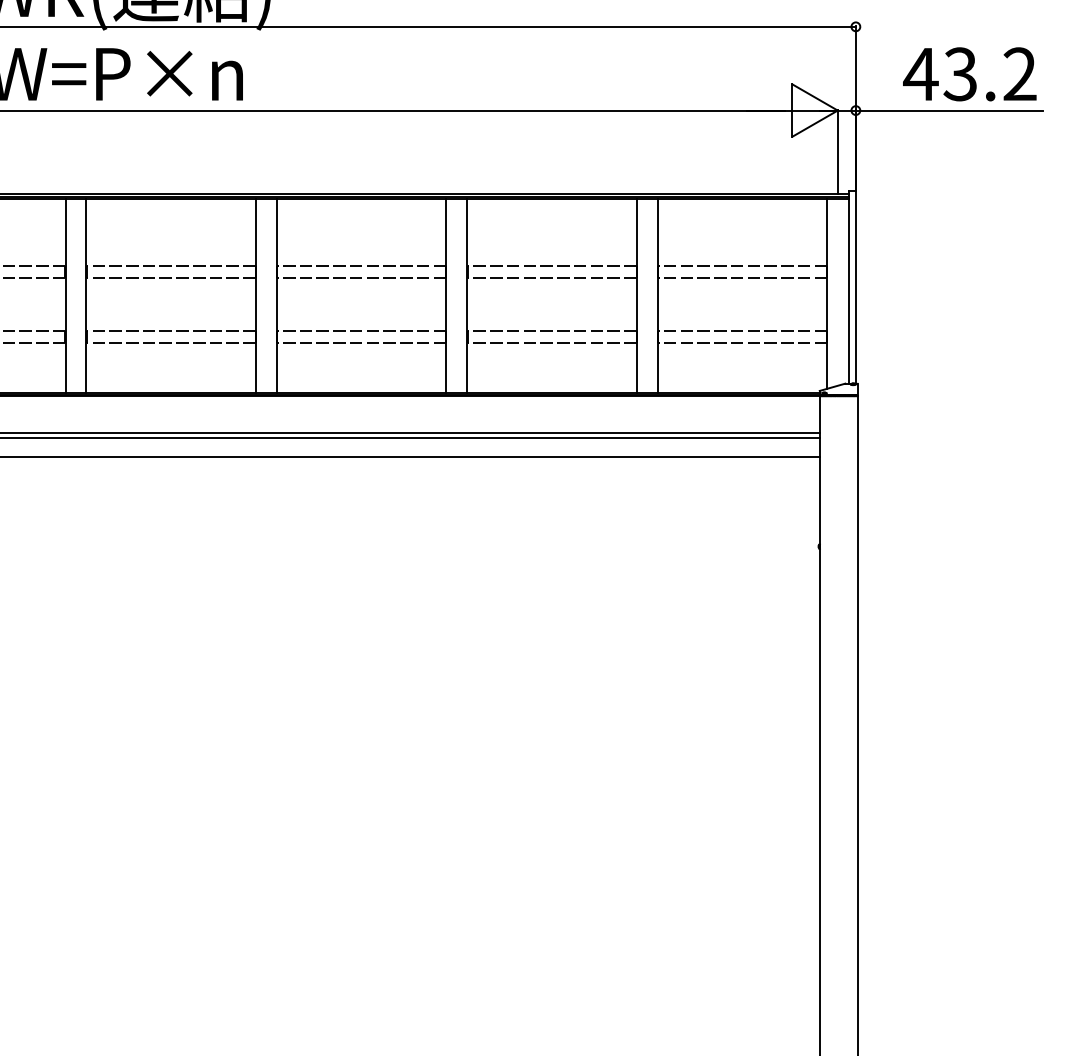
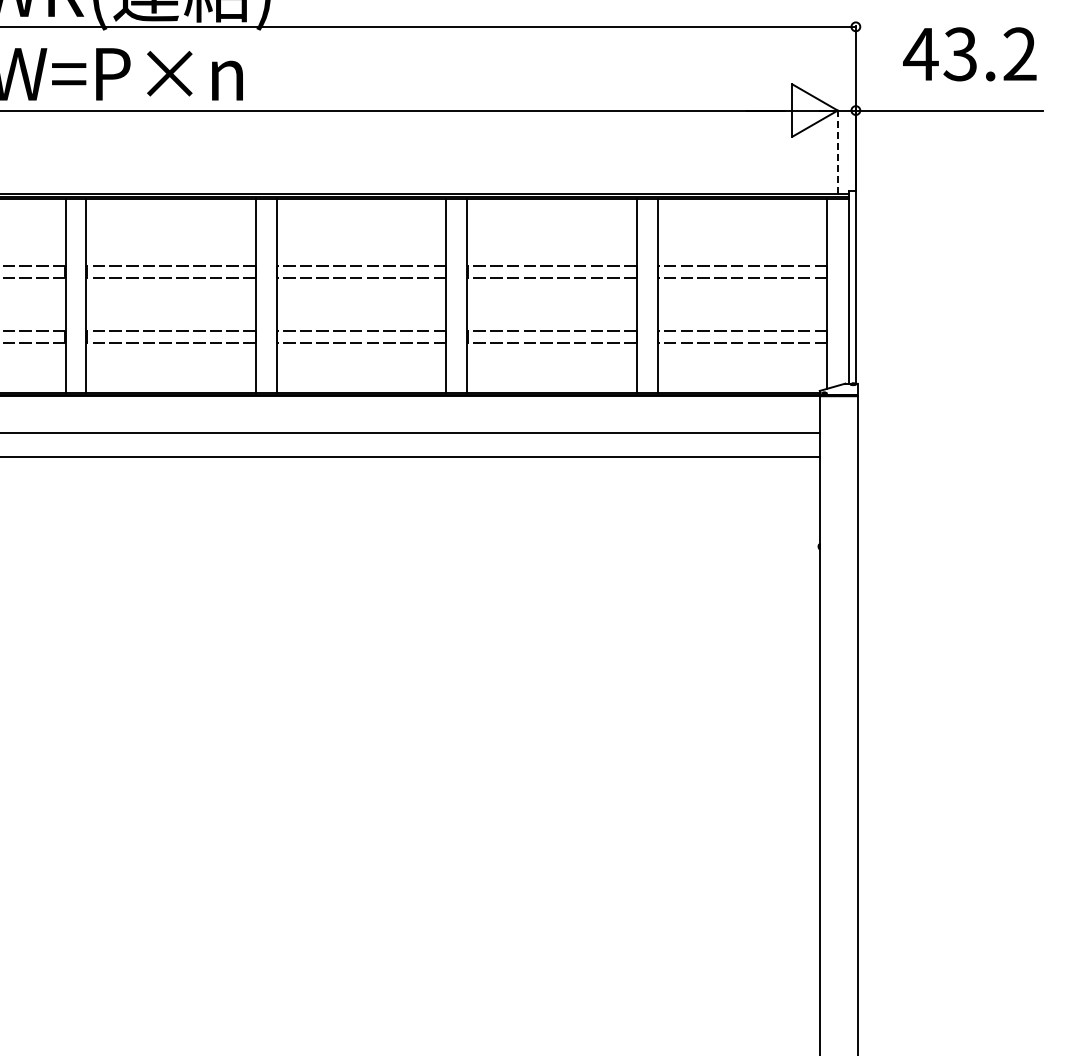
text position: (969, 74) -> (969, 54) (969, 54)
line: solid -> dashed (837, 152)
line: present -> none (410, 437)
